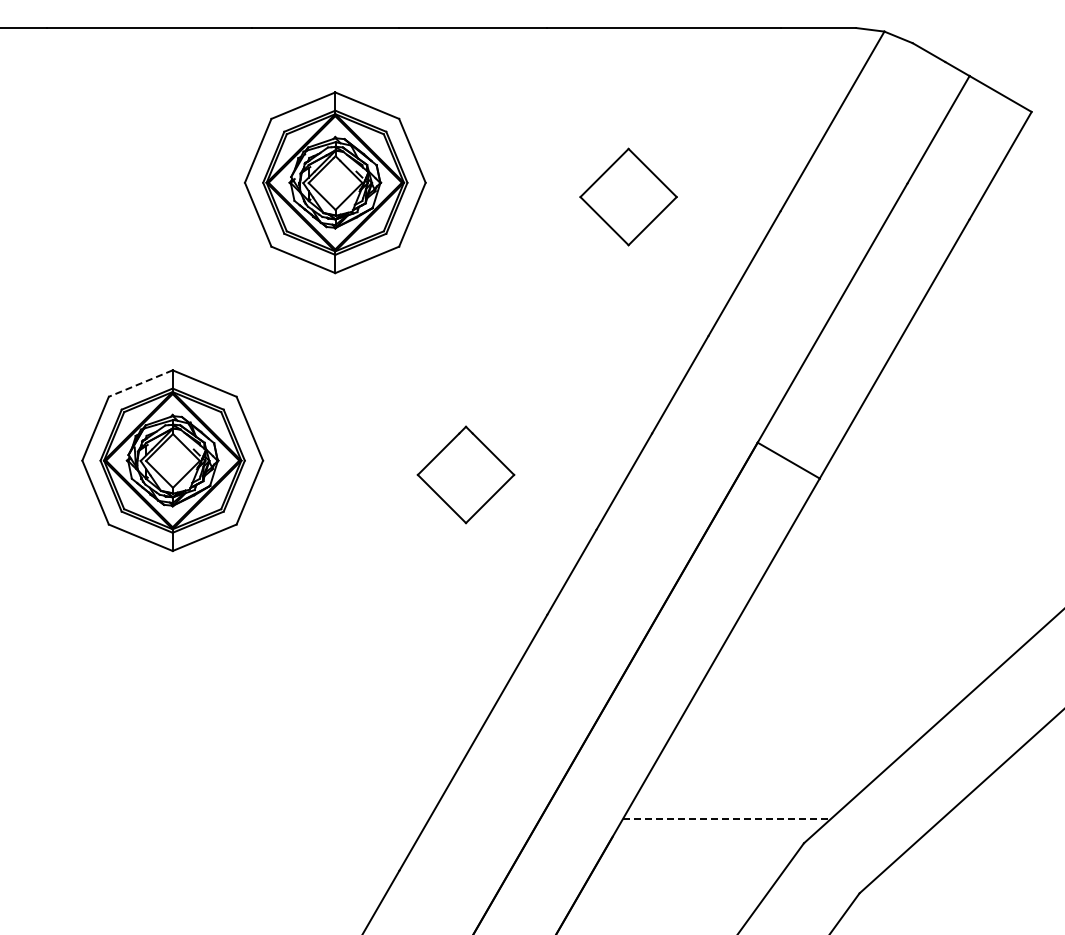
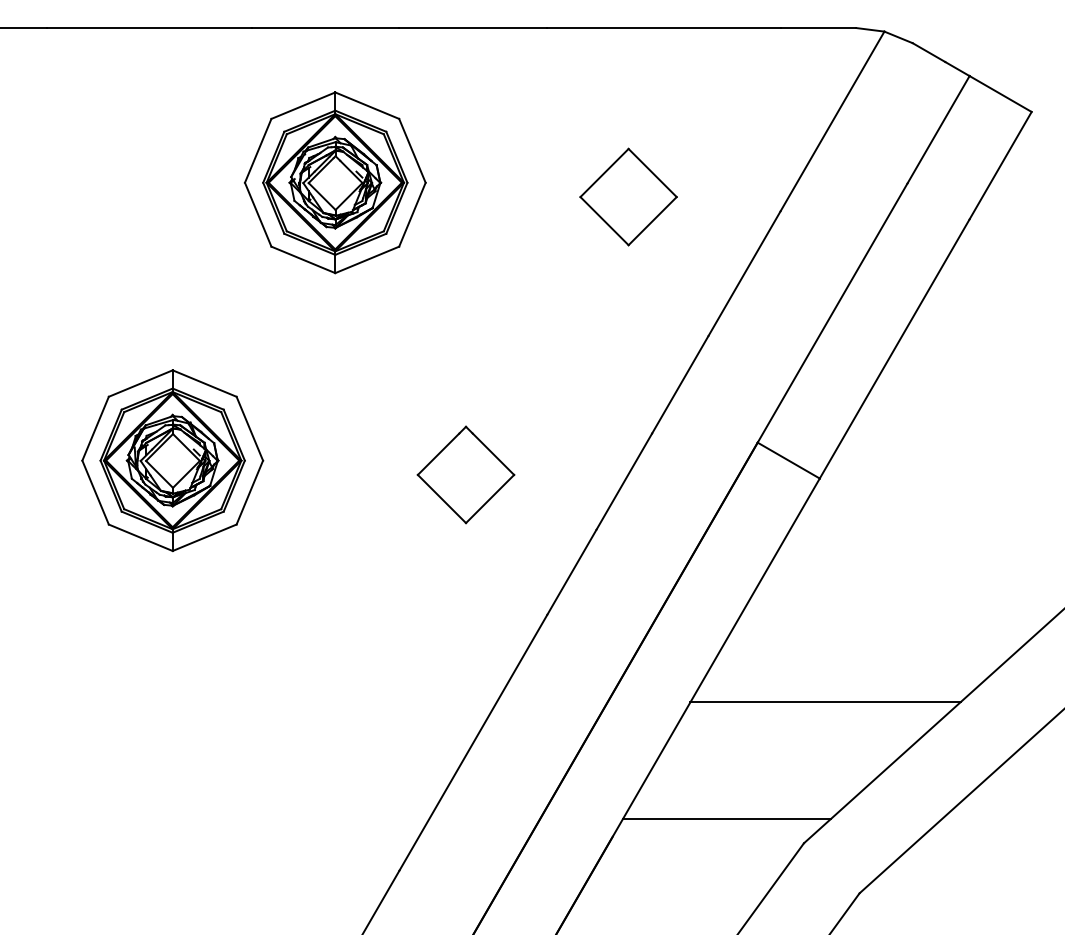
line: dashed -> solid (140, 383)
line: none -> present (825, 702)
line: dashed -> solid (726, 819)
